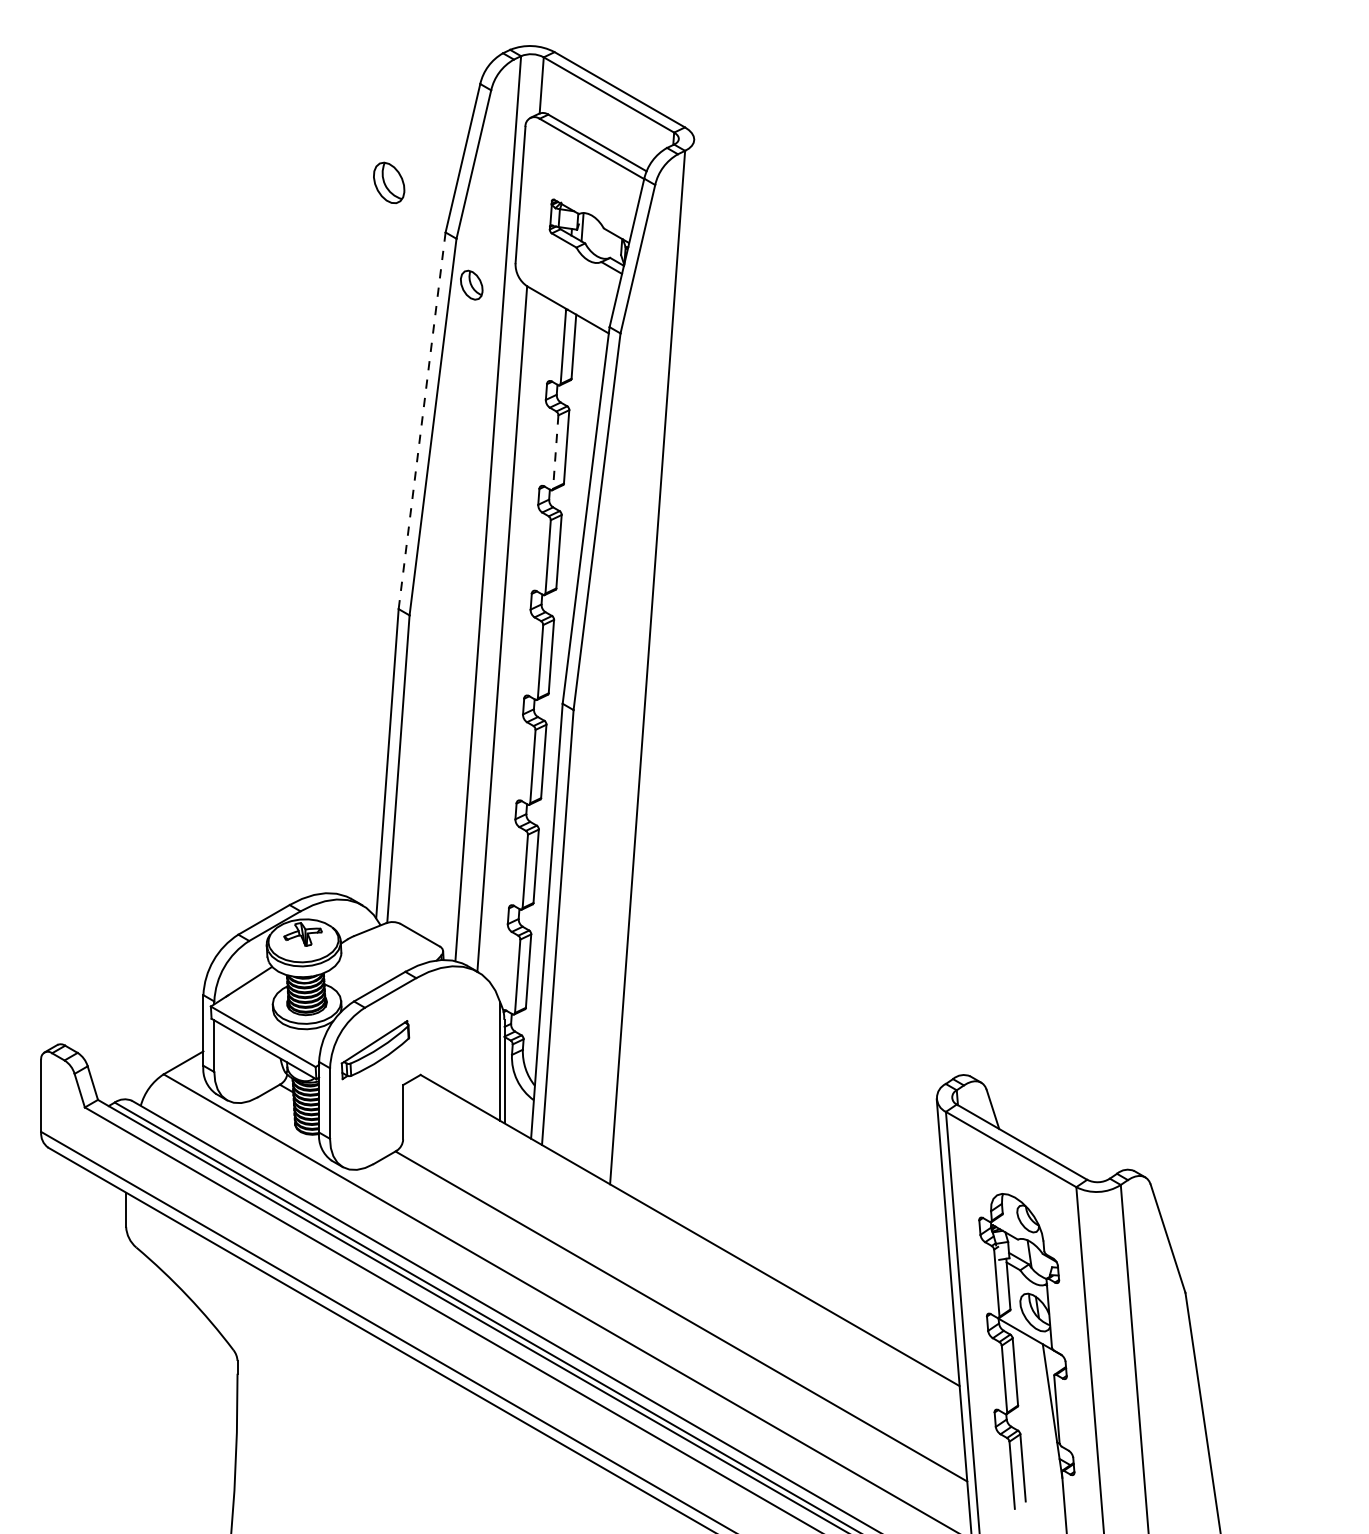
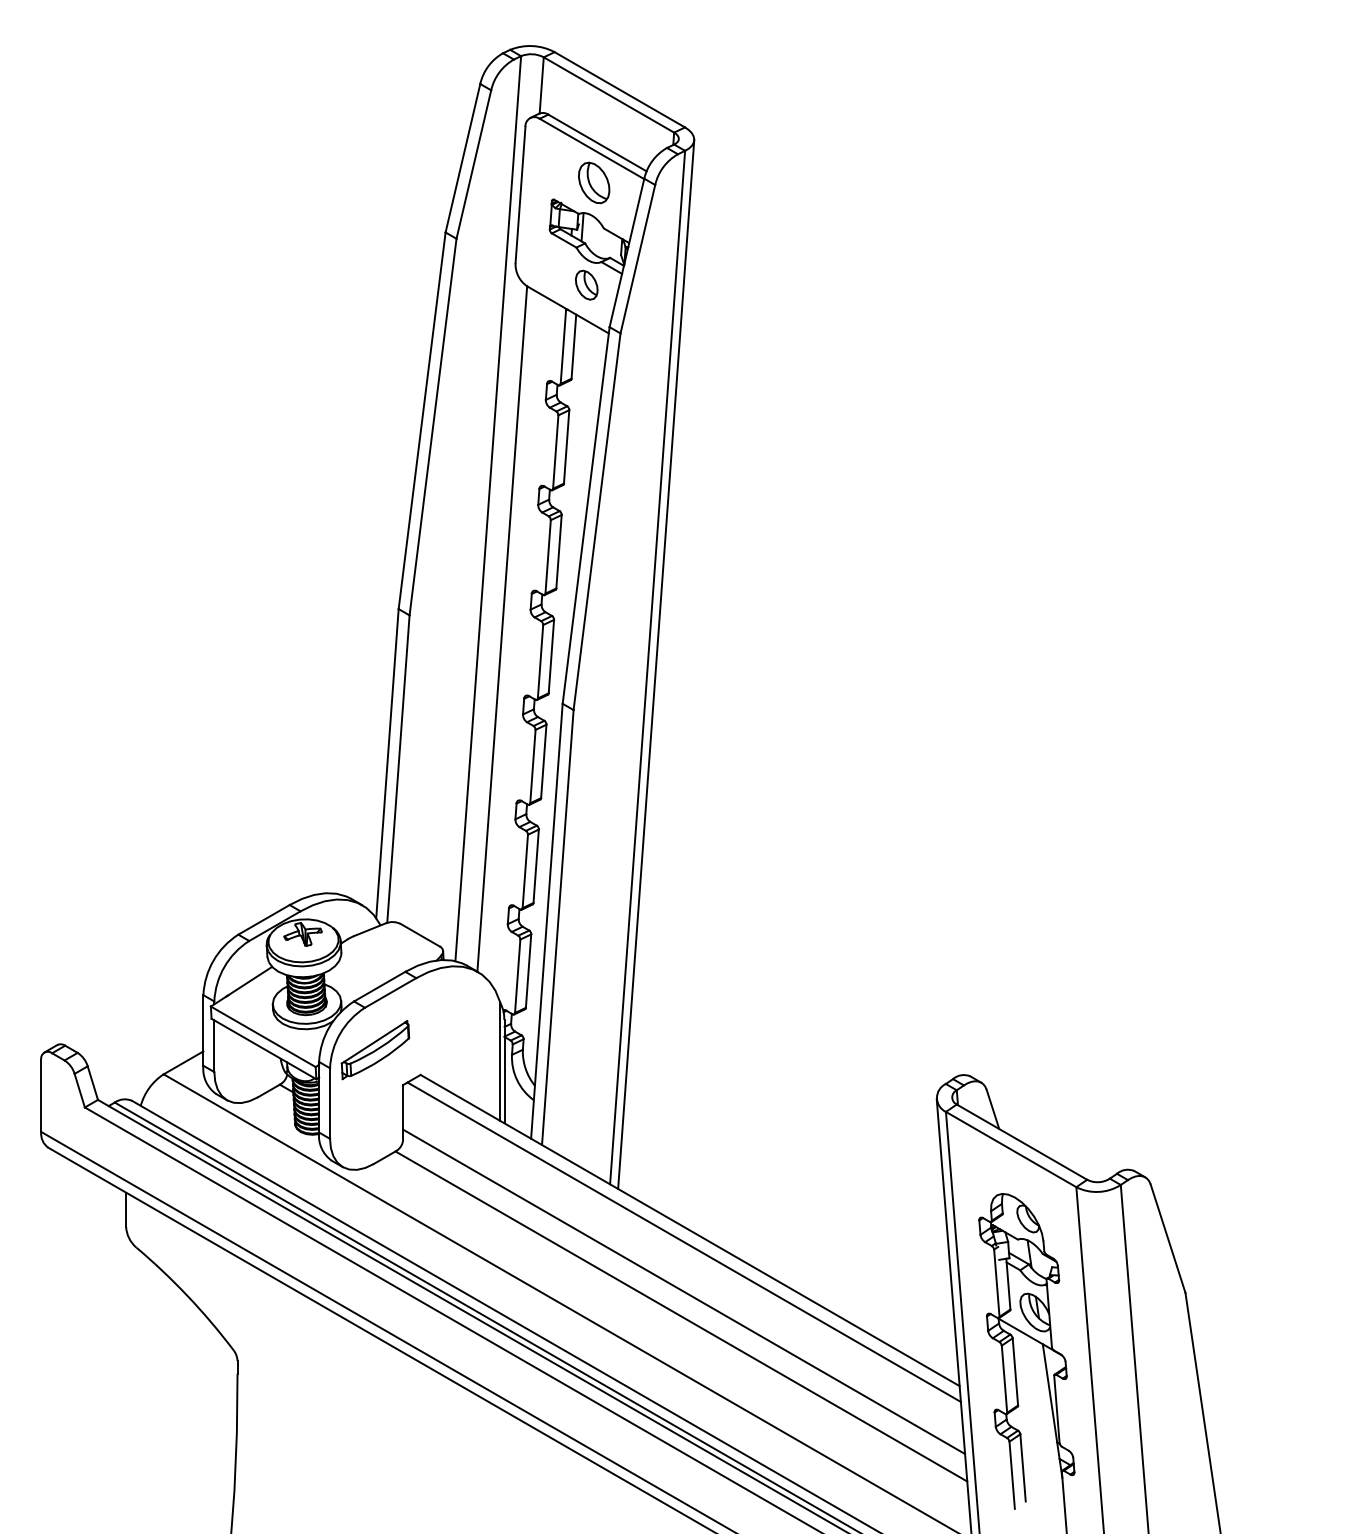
part position: (389, 182) -> (594, 182) (594, 182)
part position: (471, 284) -> (586, 284) (586, 284)
line: dashed -> solid (422, 420)
line: dashed -> solid (555, 452)
line: none -> present (656, 664)
line: none -> present (683, 1241)
line: none -> present (684, 1291)
